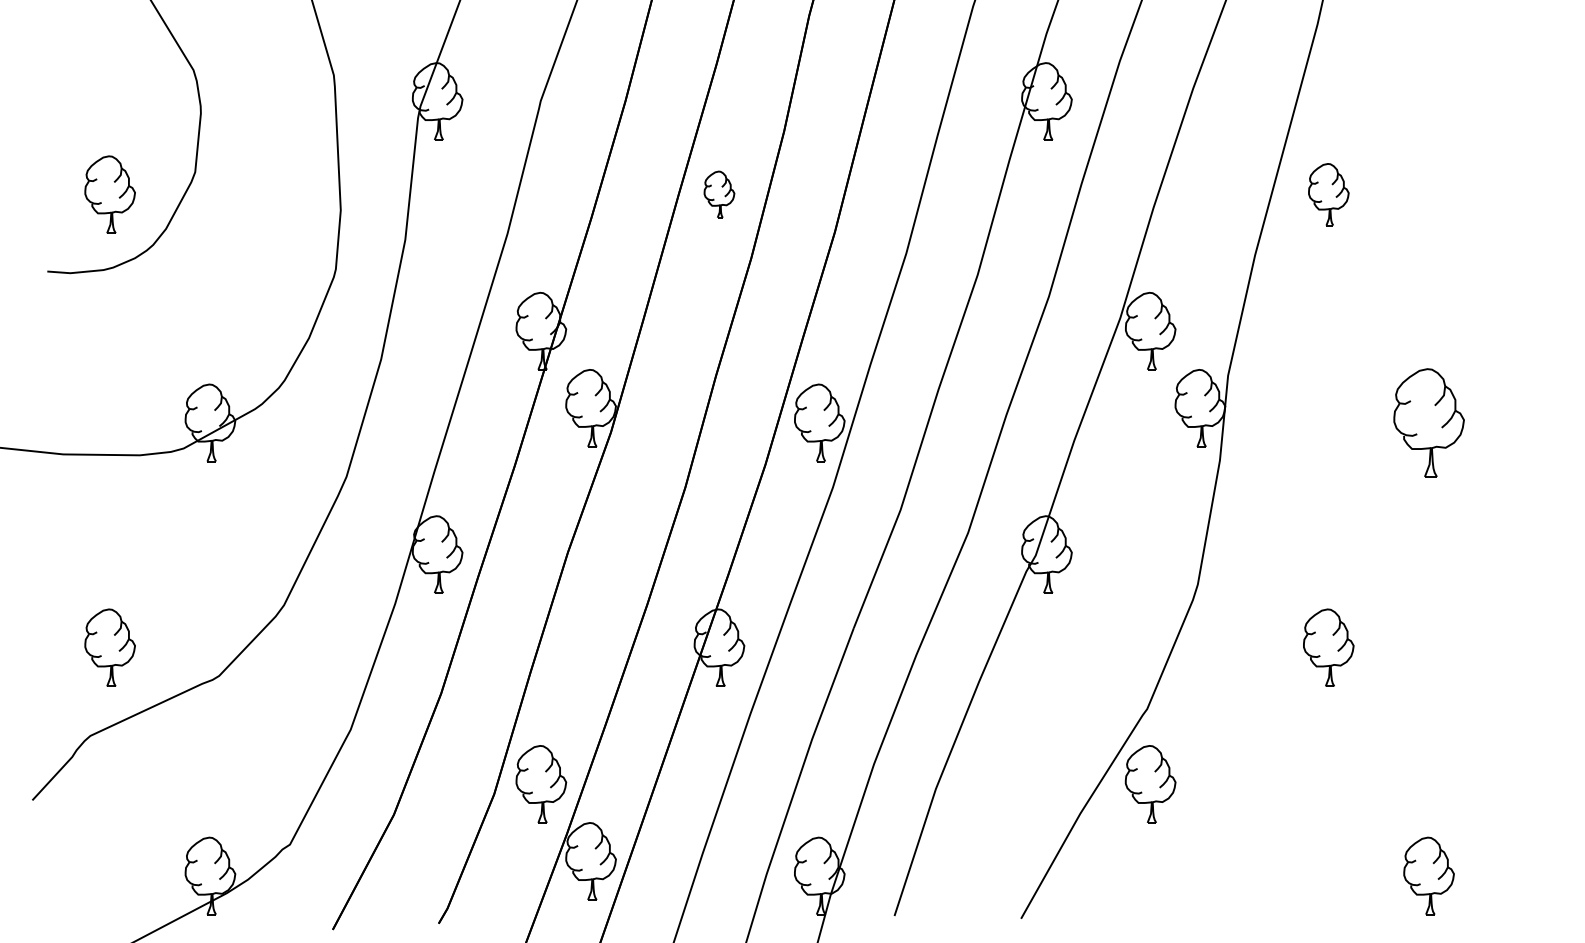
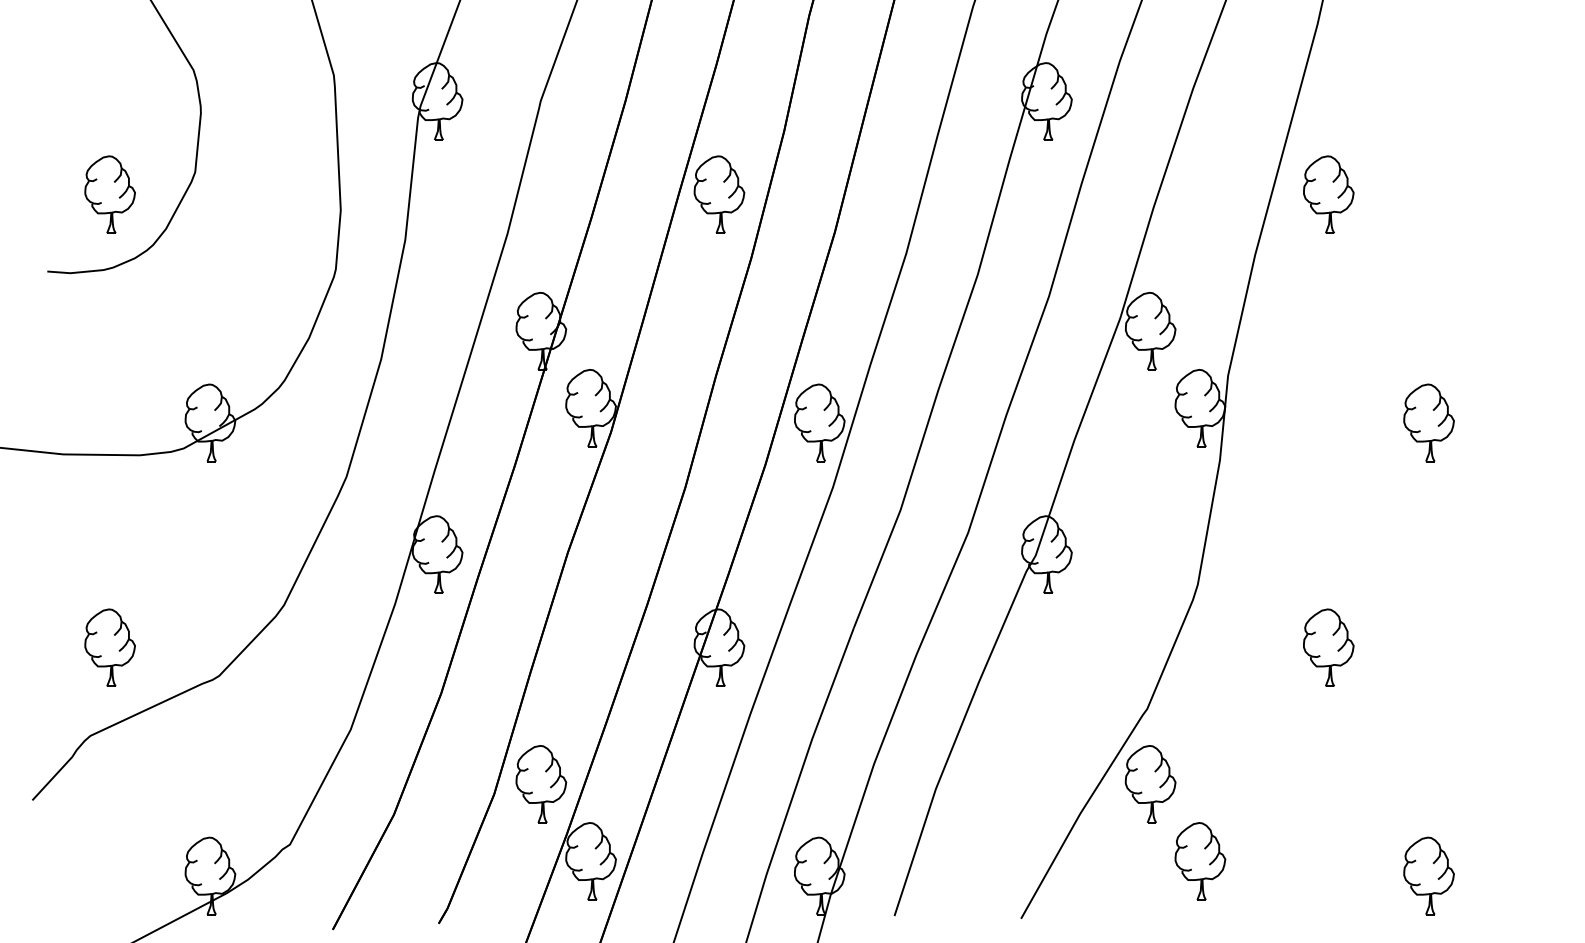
part size: 33x49 px -> 53x79 px (719, 194)
part size: 42x64 px -> 52x79 px (1328, 194)
part size: 72x110 px -> 52x80 px (1428, 422)
part: none -> present (1200, 861)
